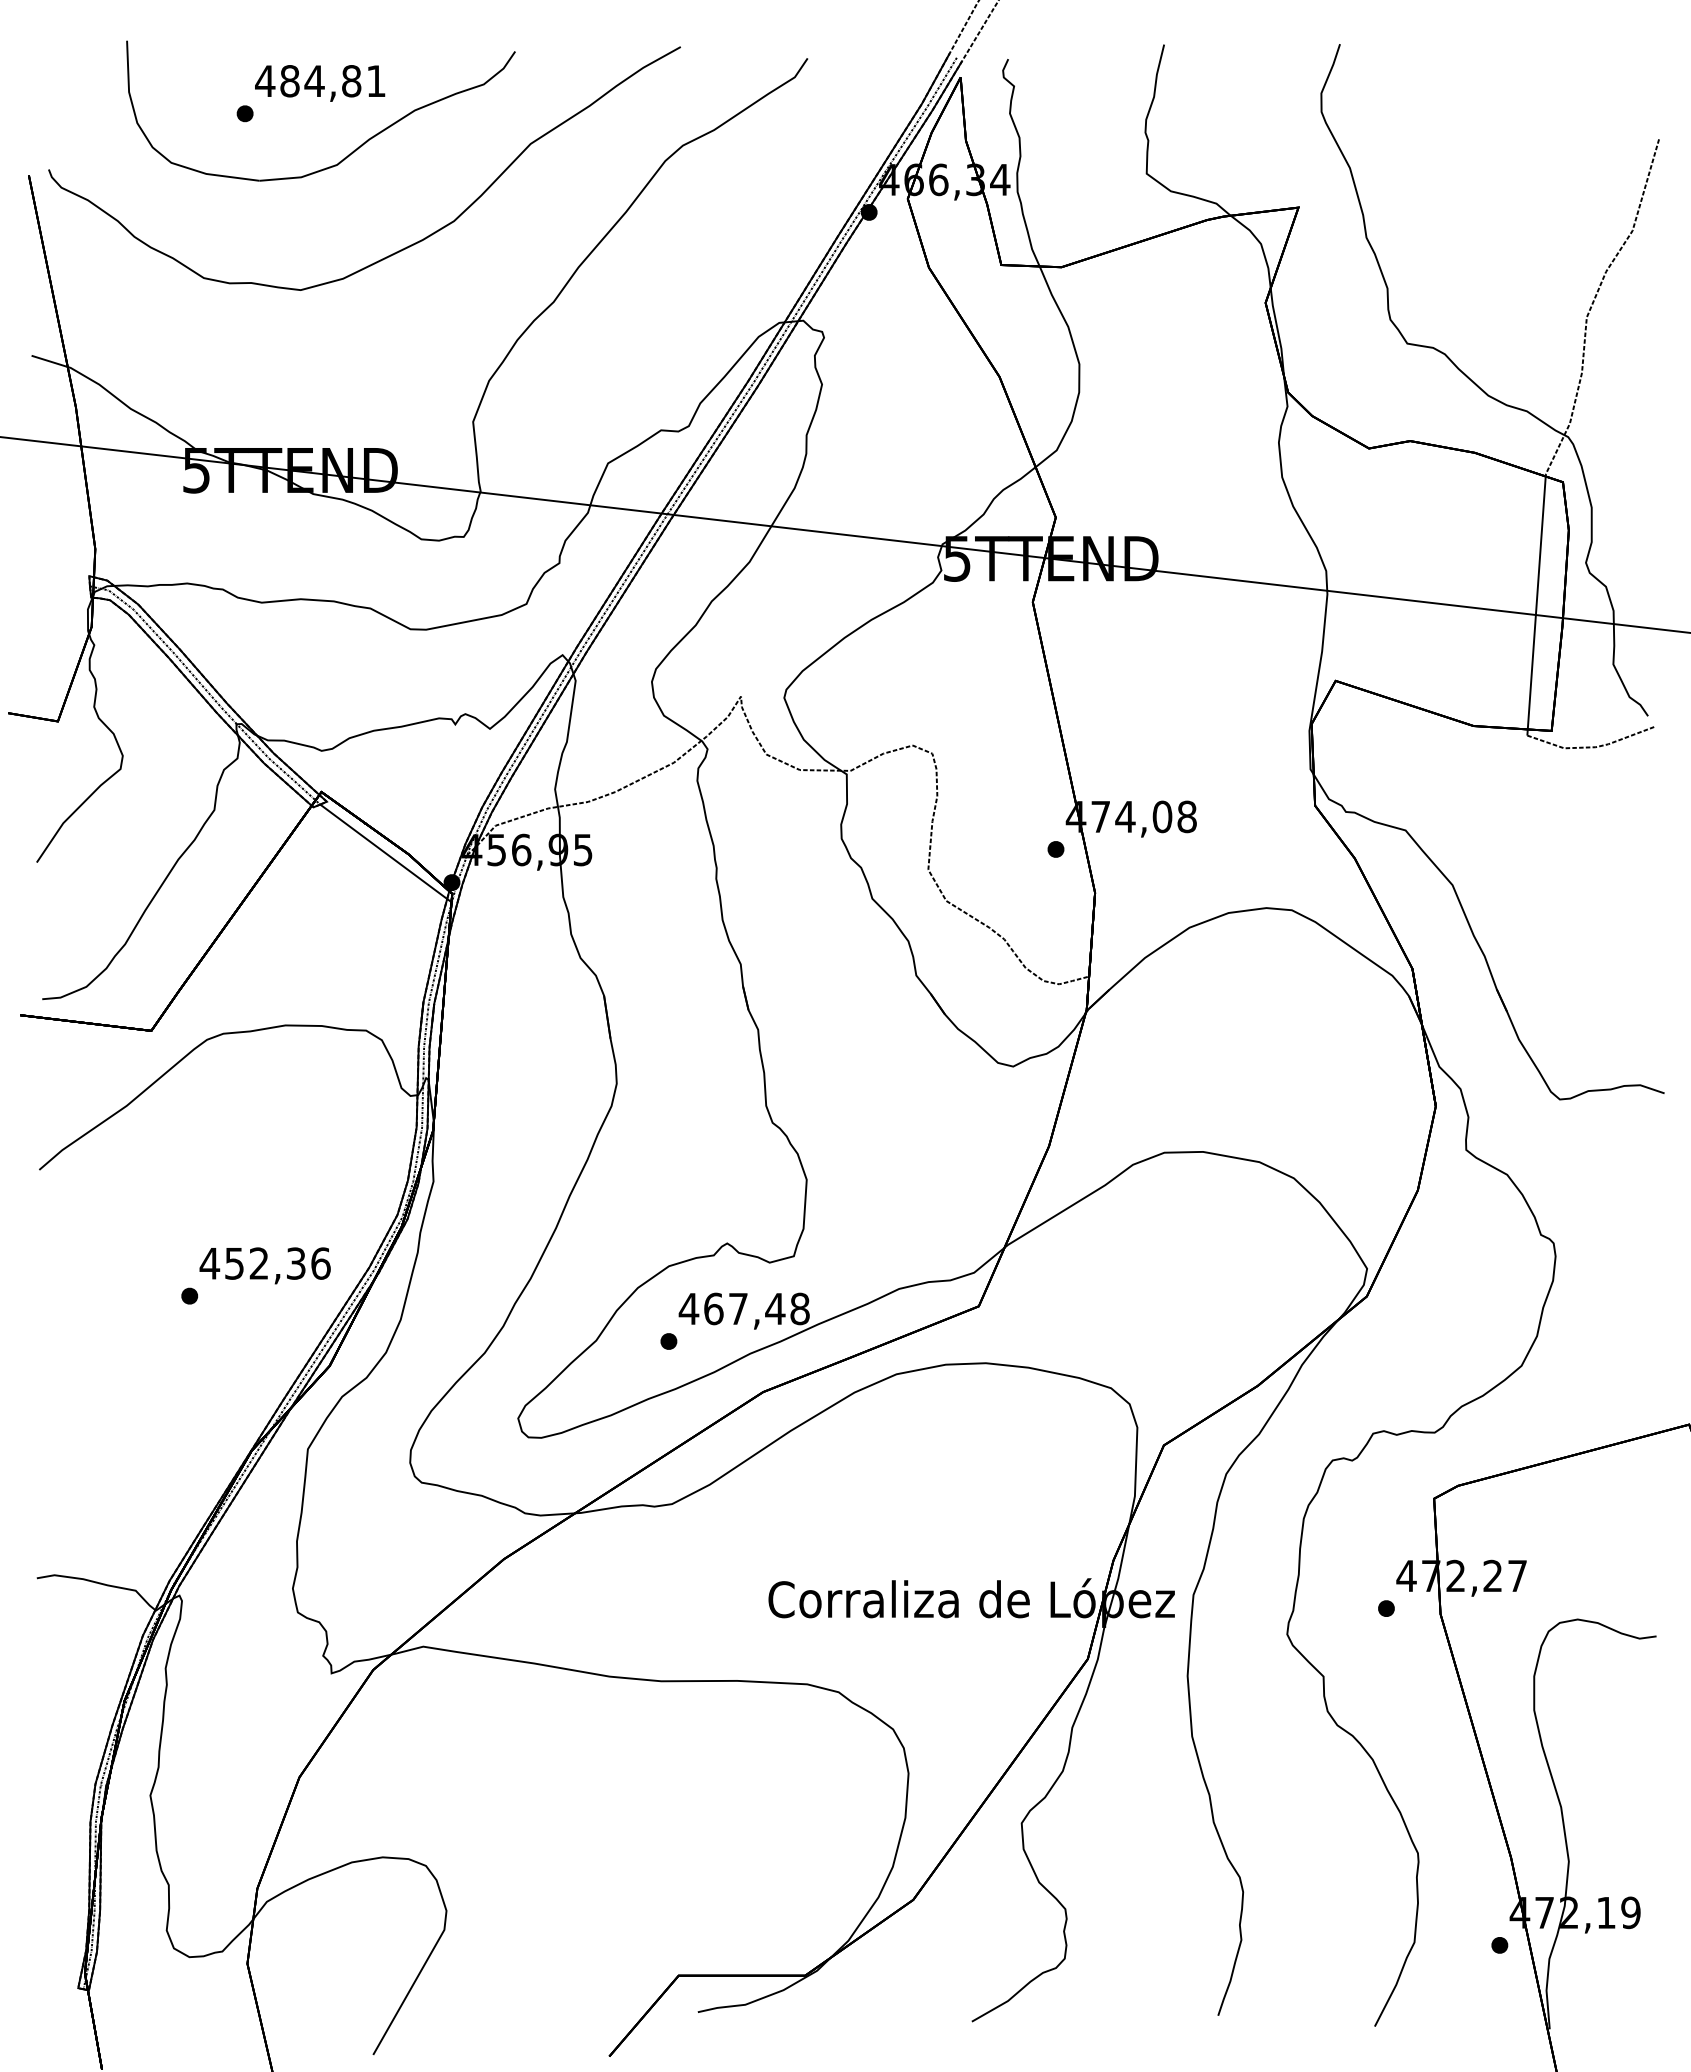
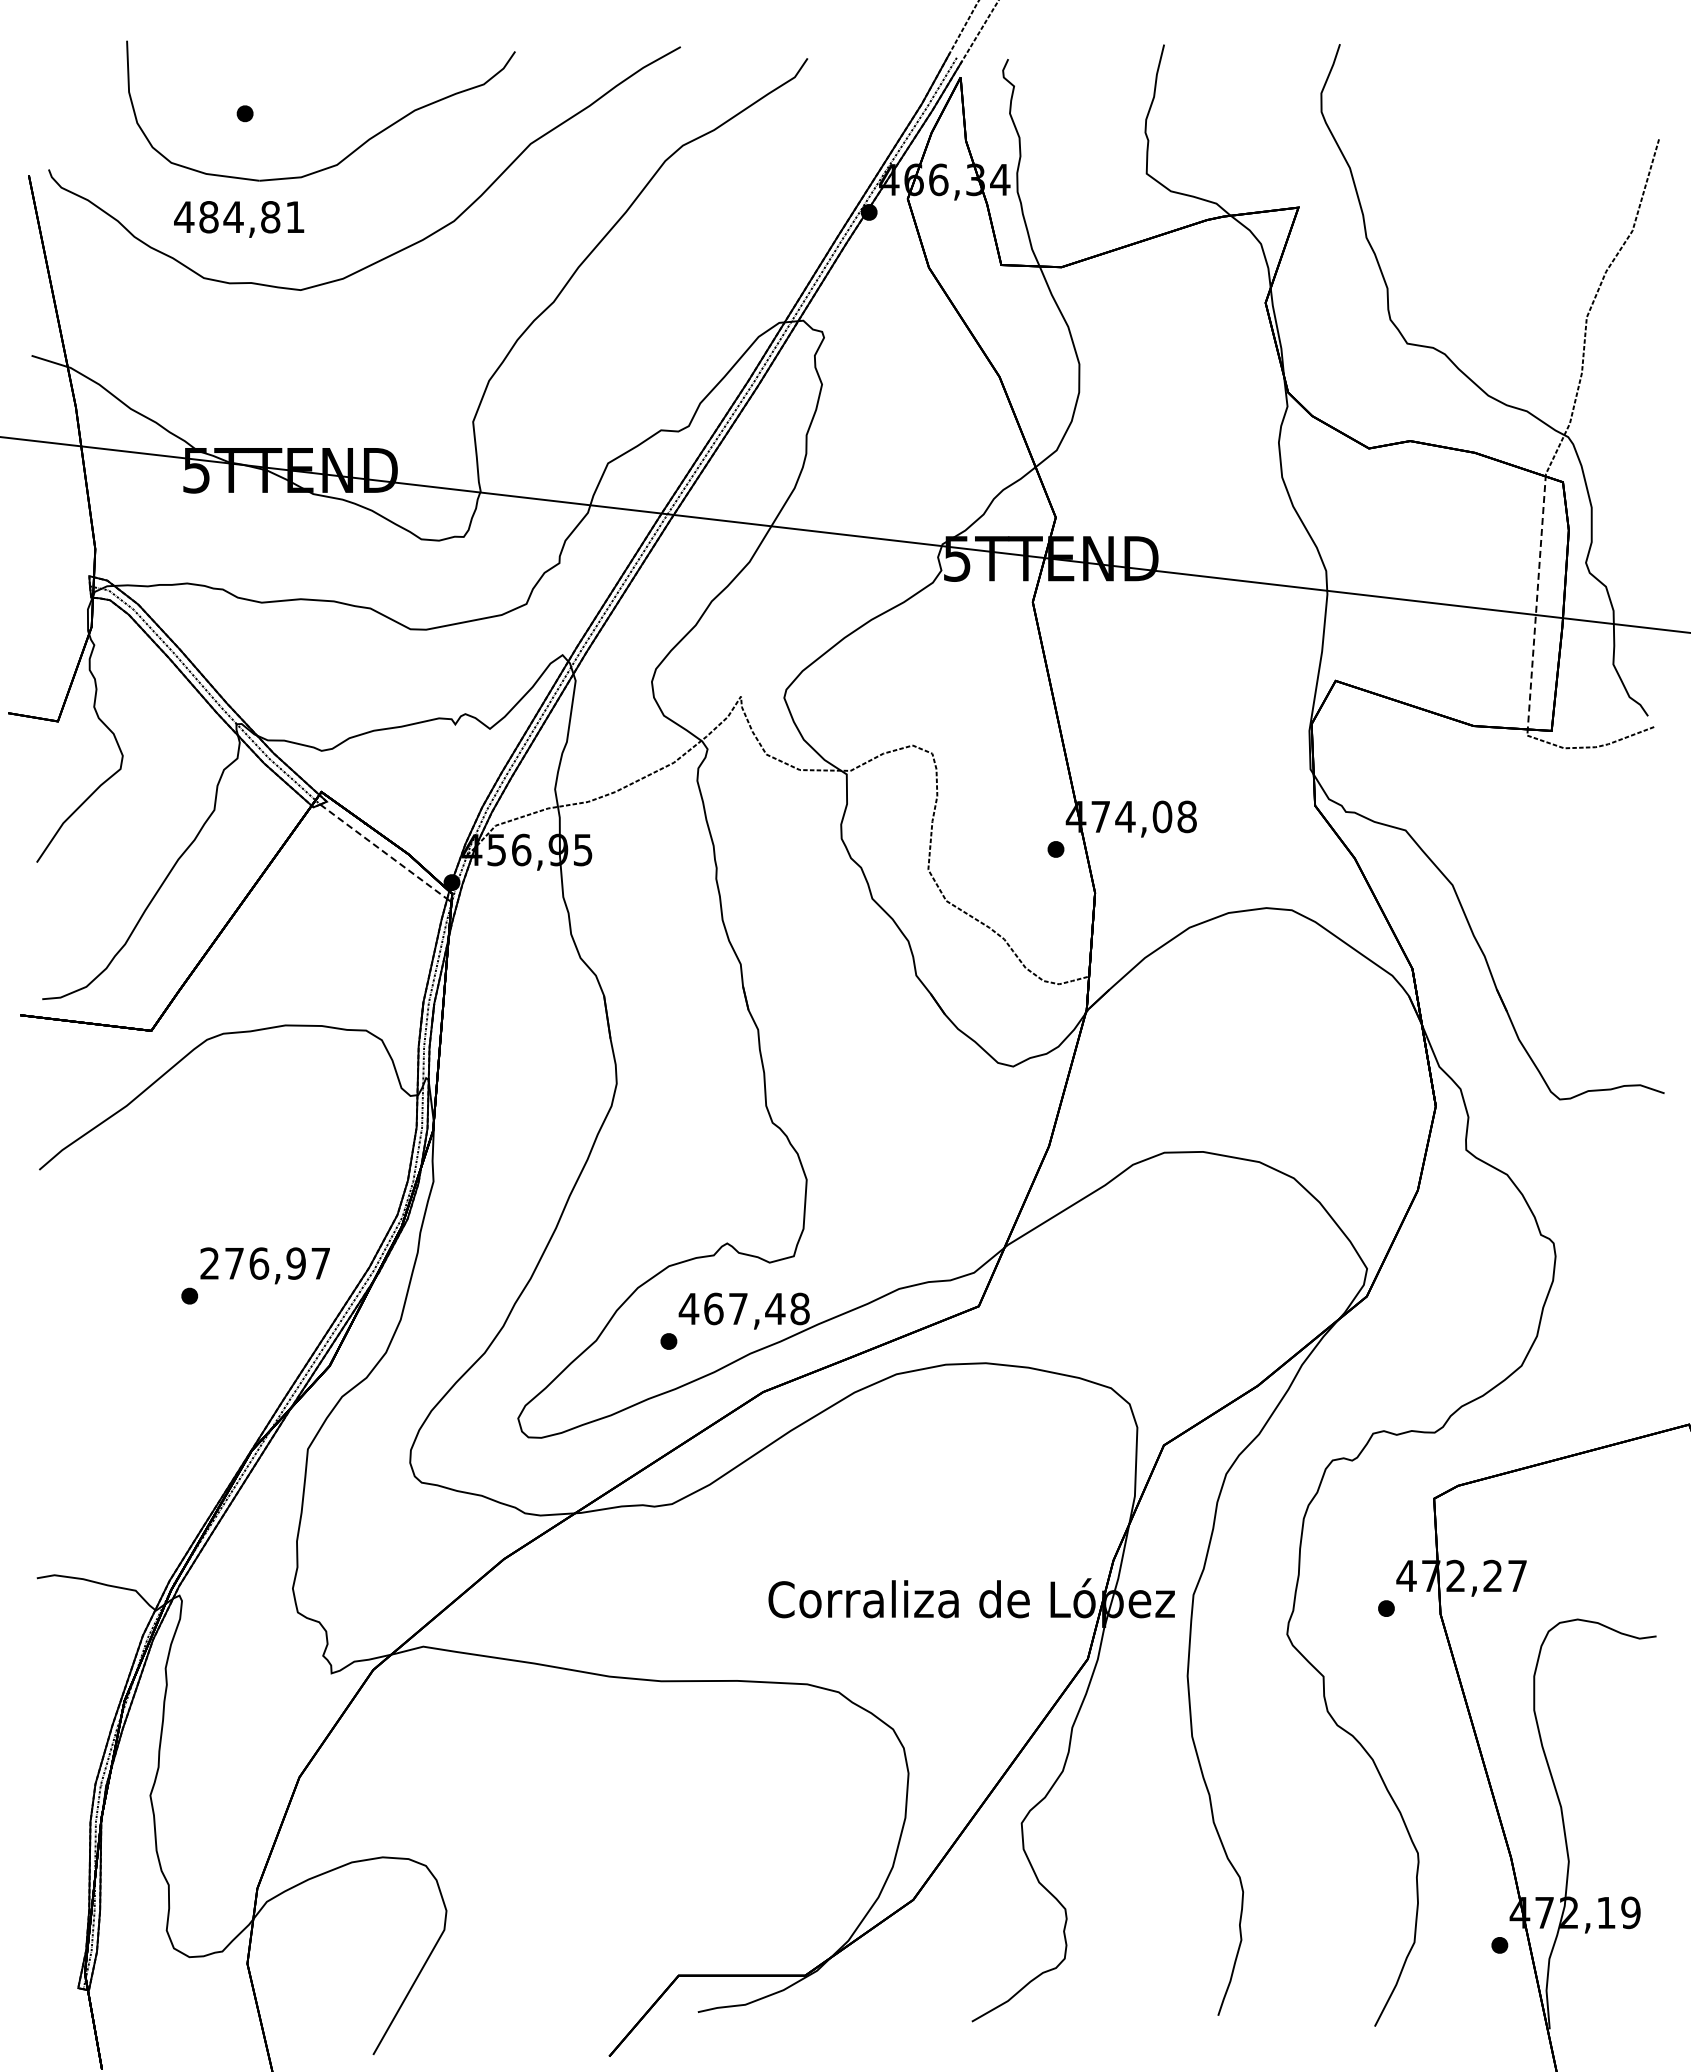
text position: (320, 83) -> (239, 219) (239, 219)
line: solid -> dashed (1536, 605)
line: solid -> dashed (384, 852)
text: 452,36 -> 276,97 (264, 1263)
